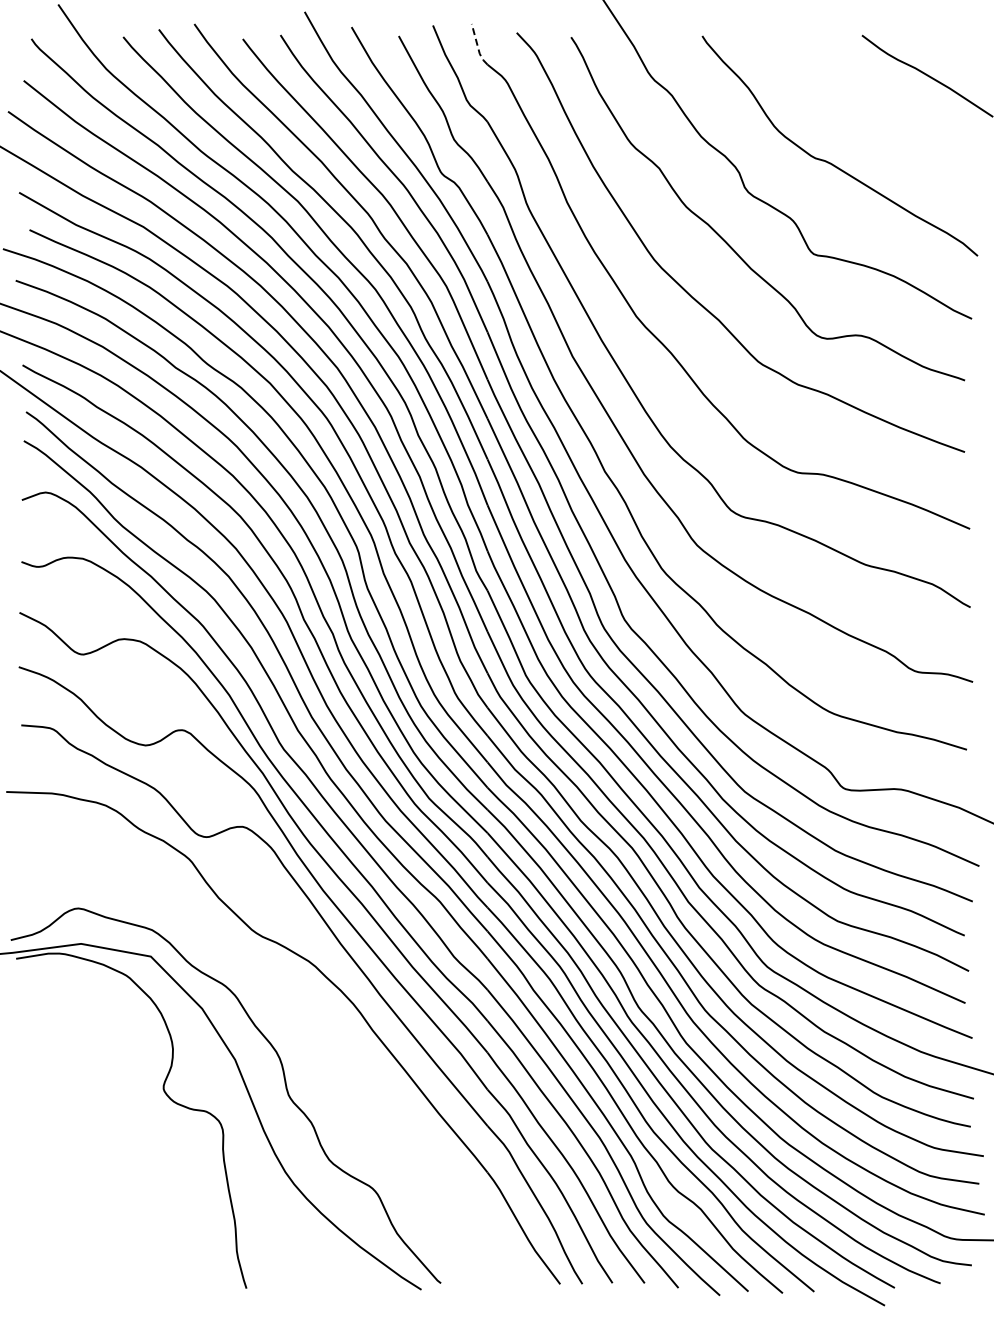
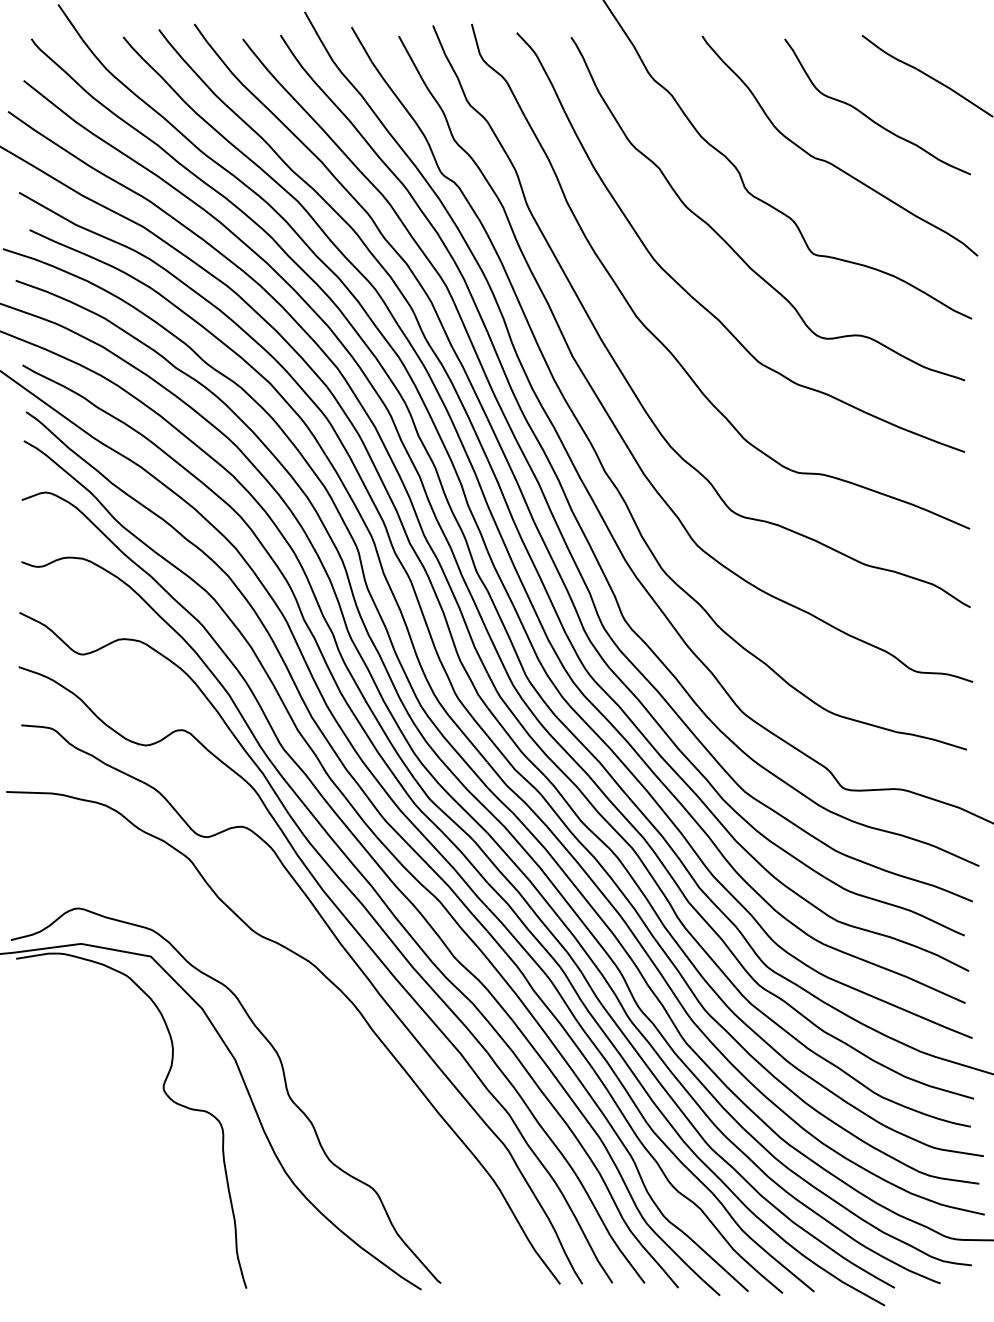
line: dashed -> solid (477, 47)
curve: none -> present (871, 118)
